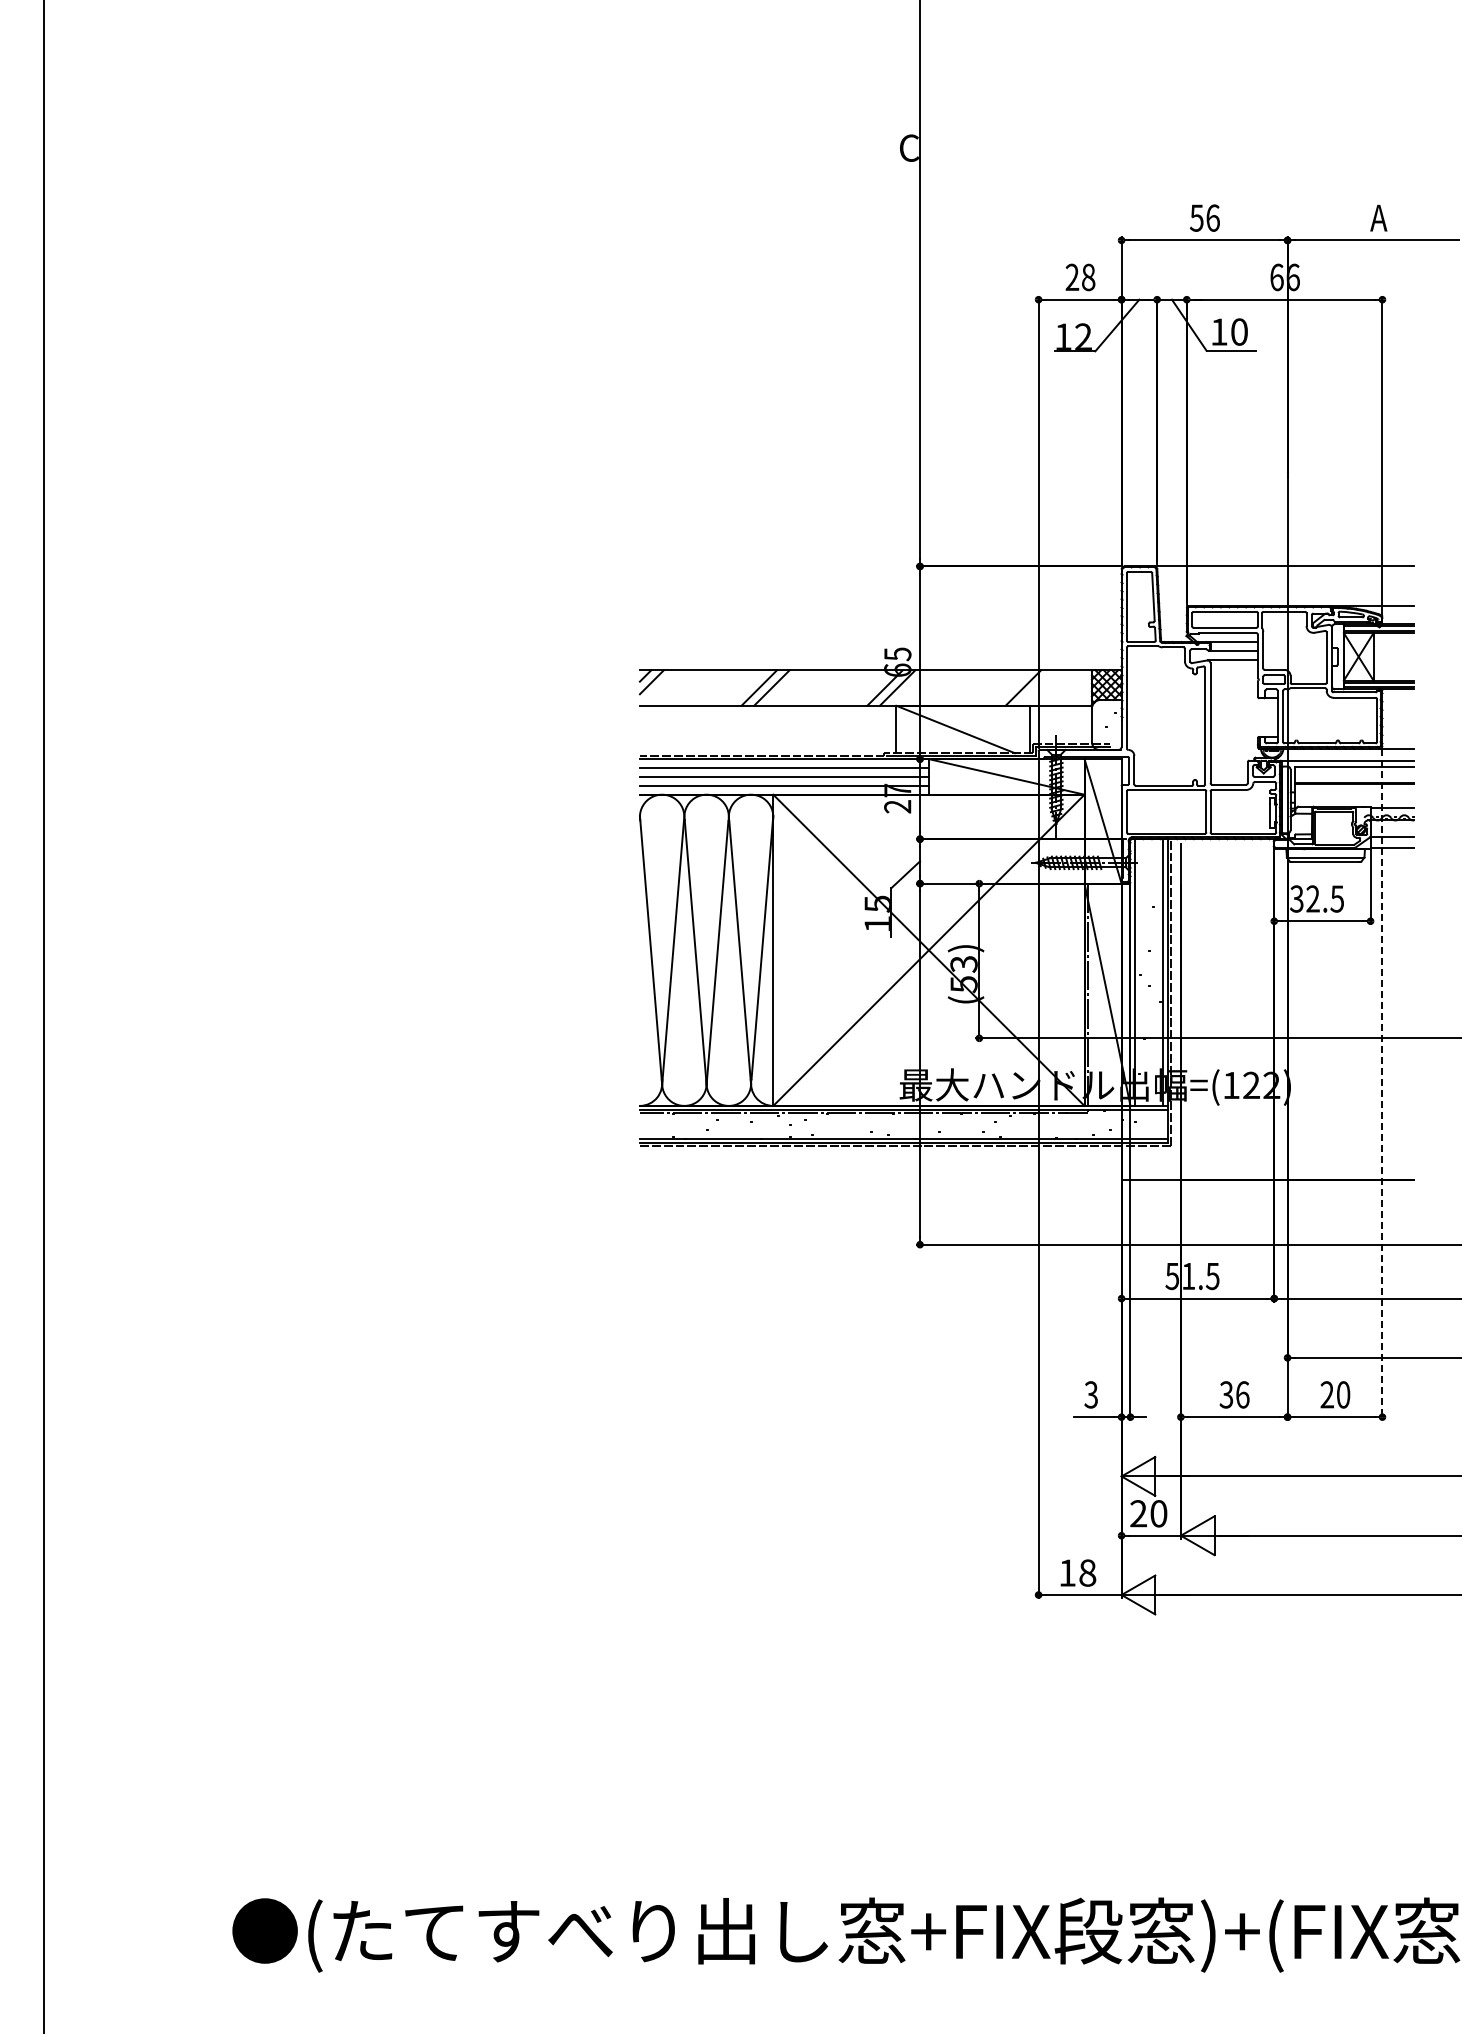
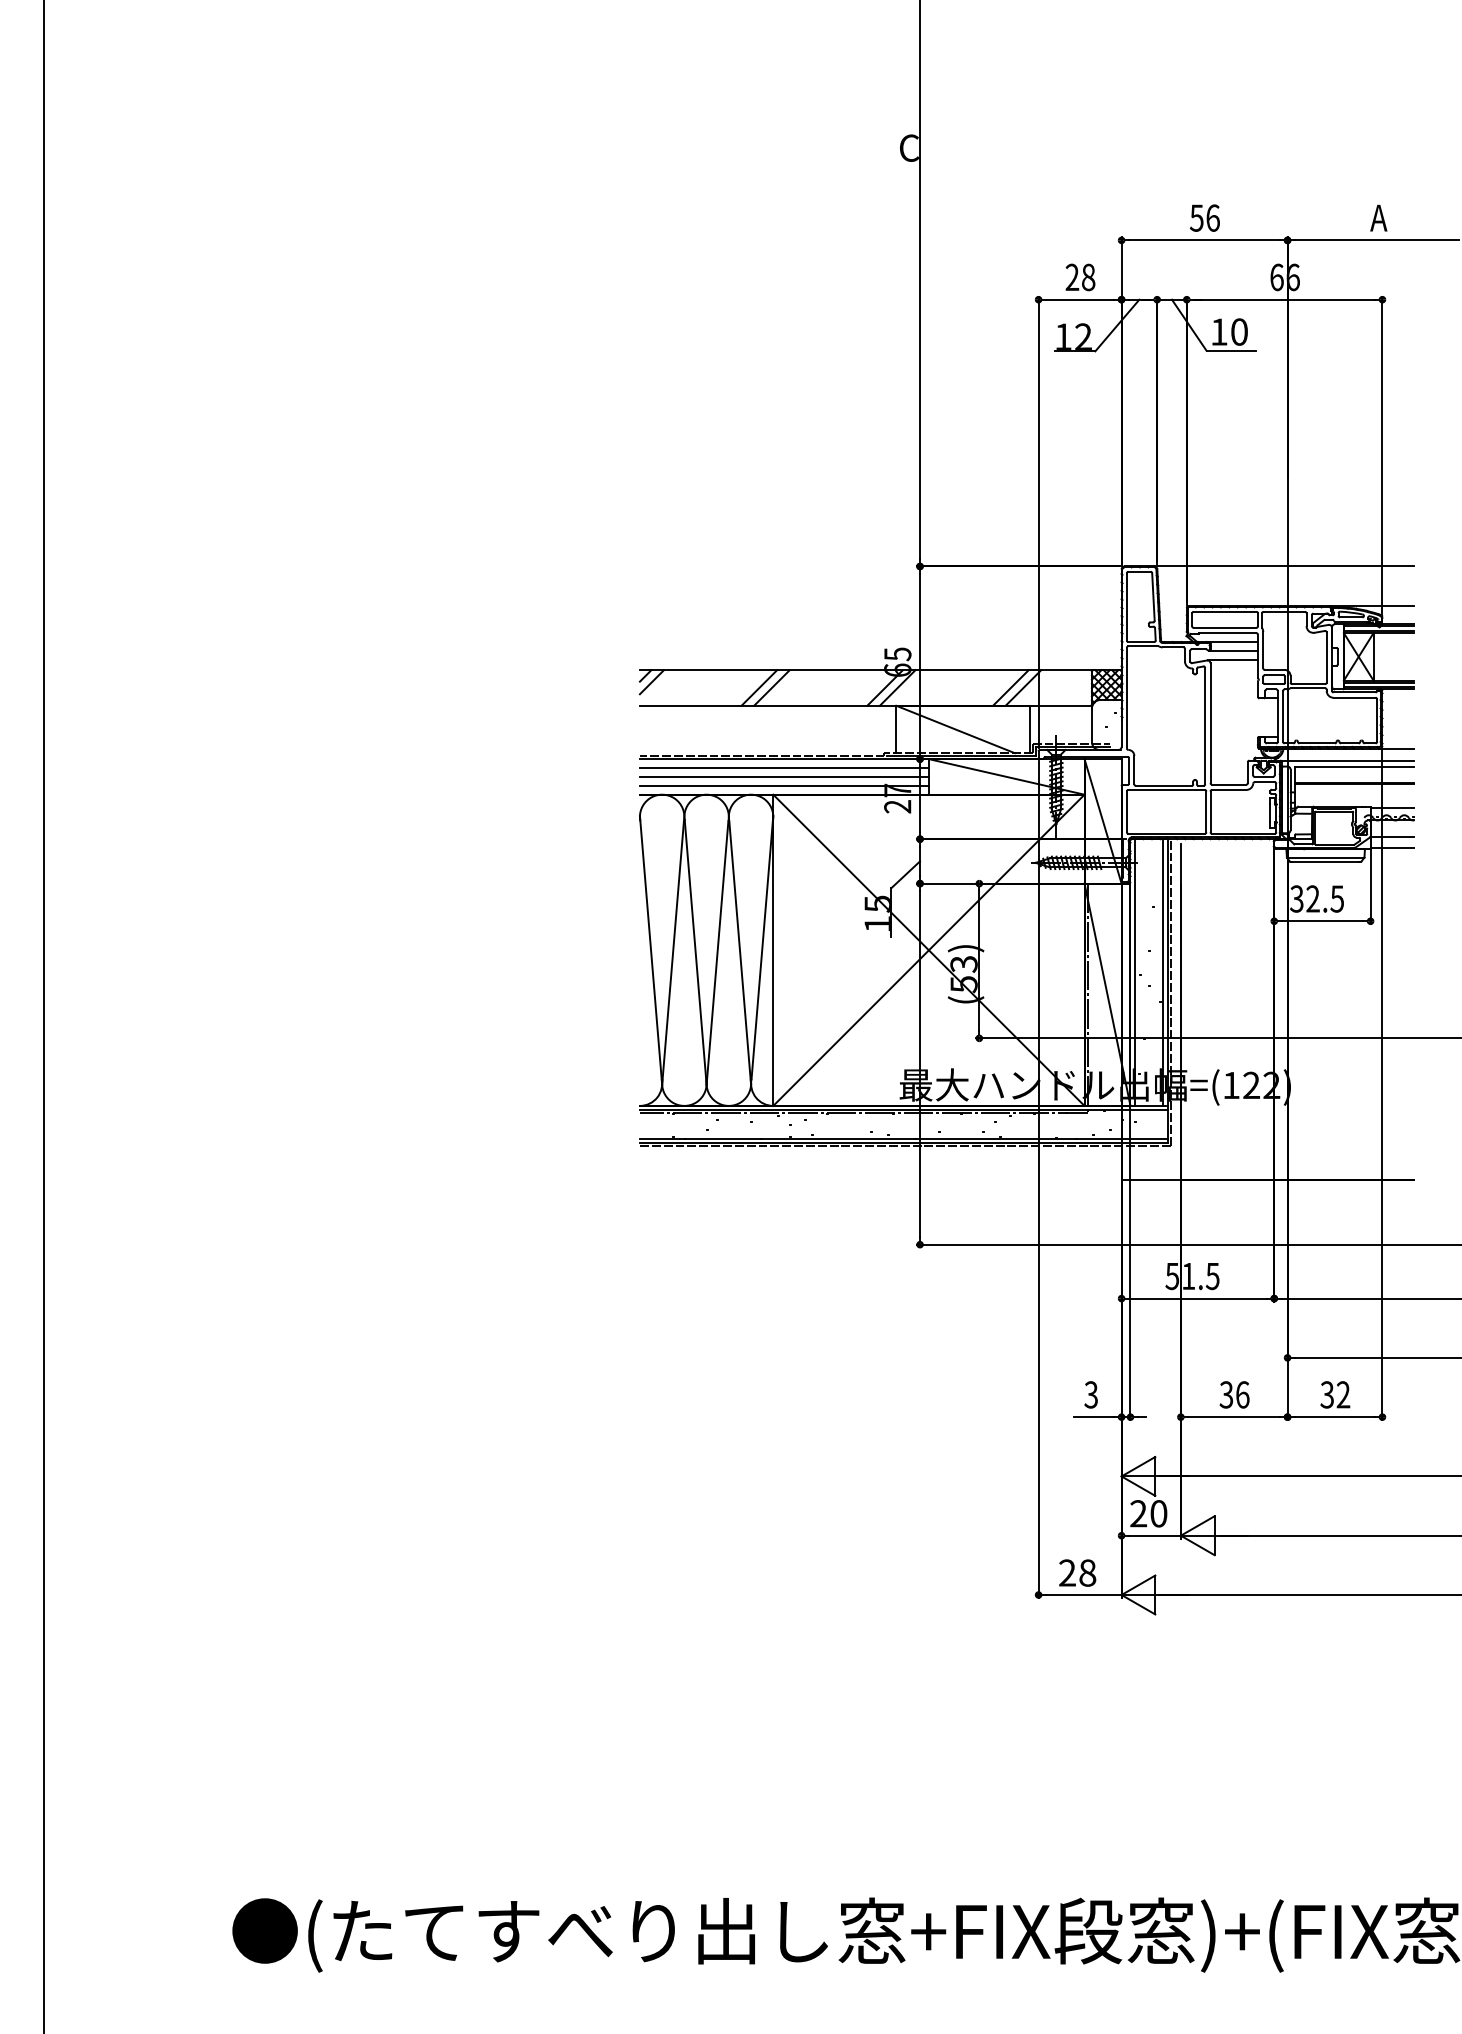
line: none -> present (1010, 687)
line: dashed -> solid (1382, 1084)
text: 20 -> 32 (1335, 1394)
text: 18 -> 28 (1067, 1572)
